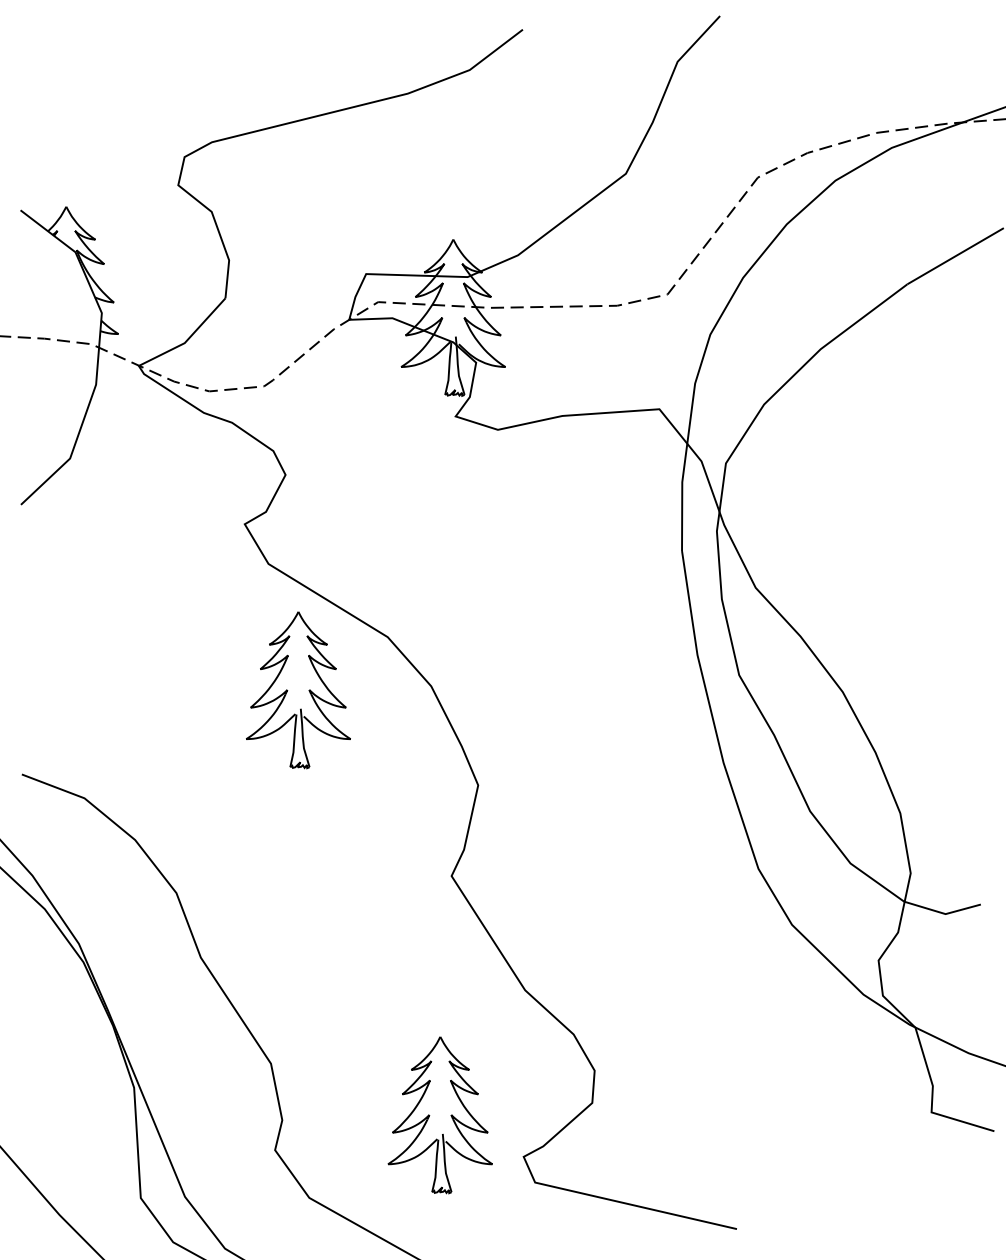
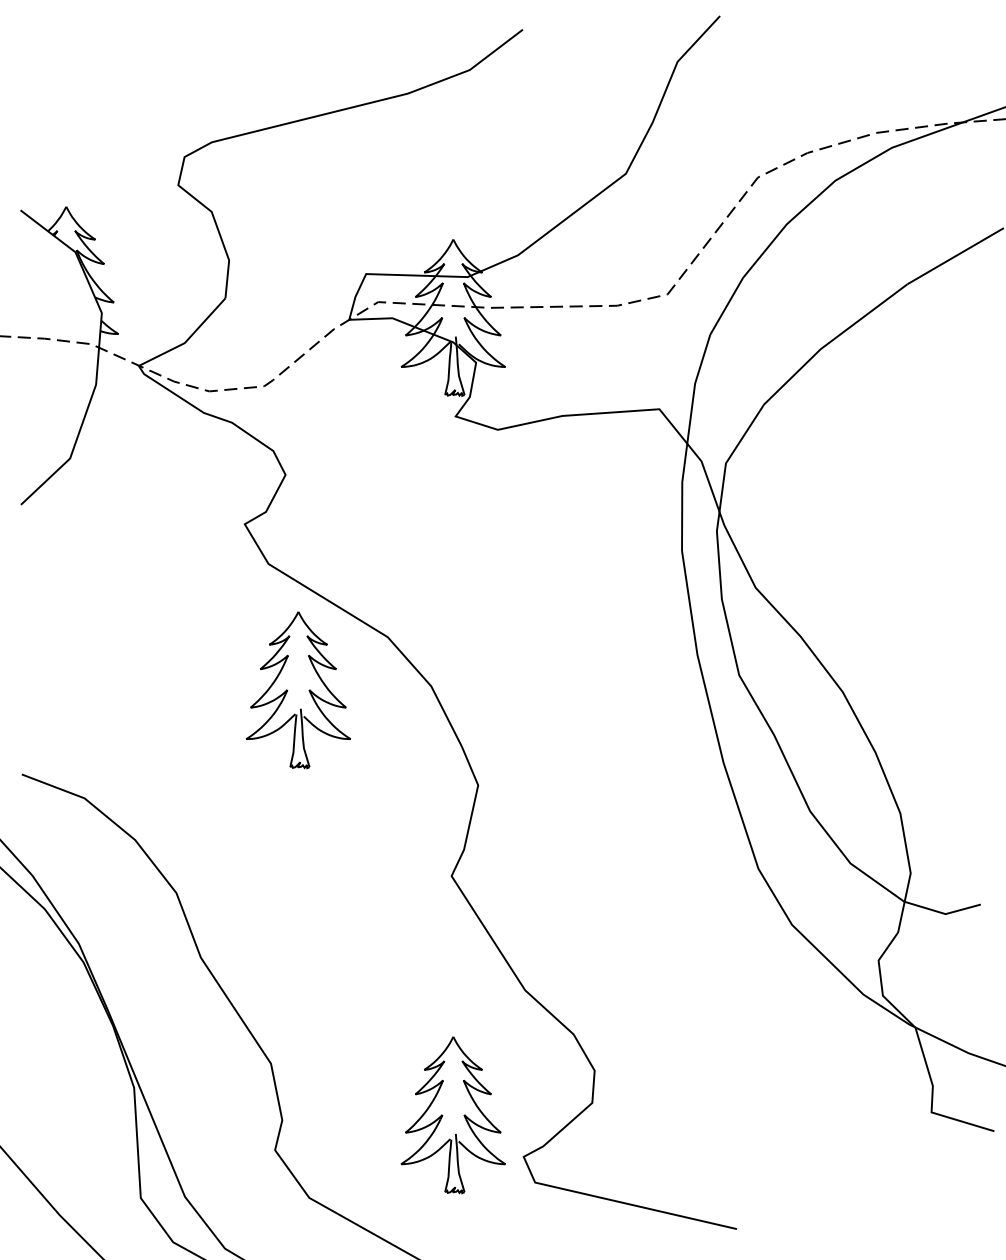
part position: (439, 1115) -> (452, 1115) (452, 1115)
